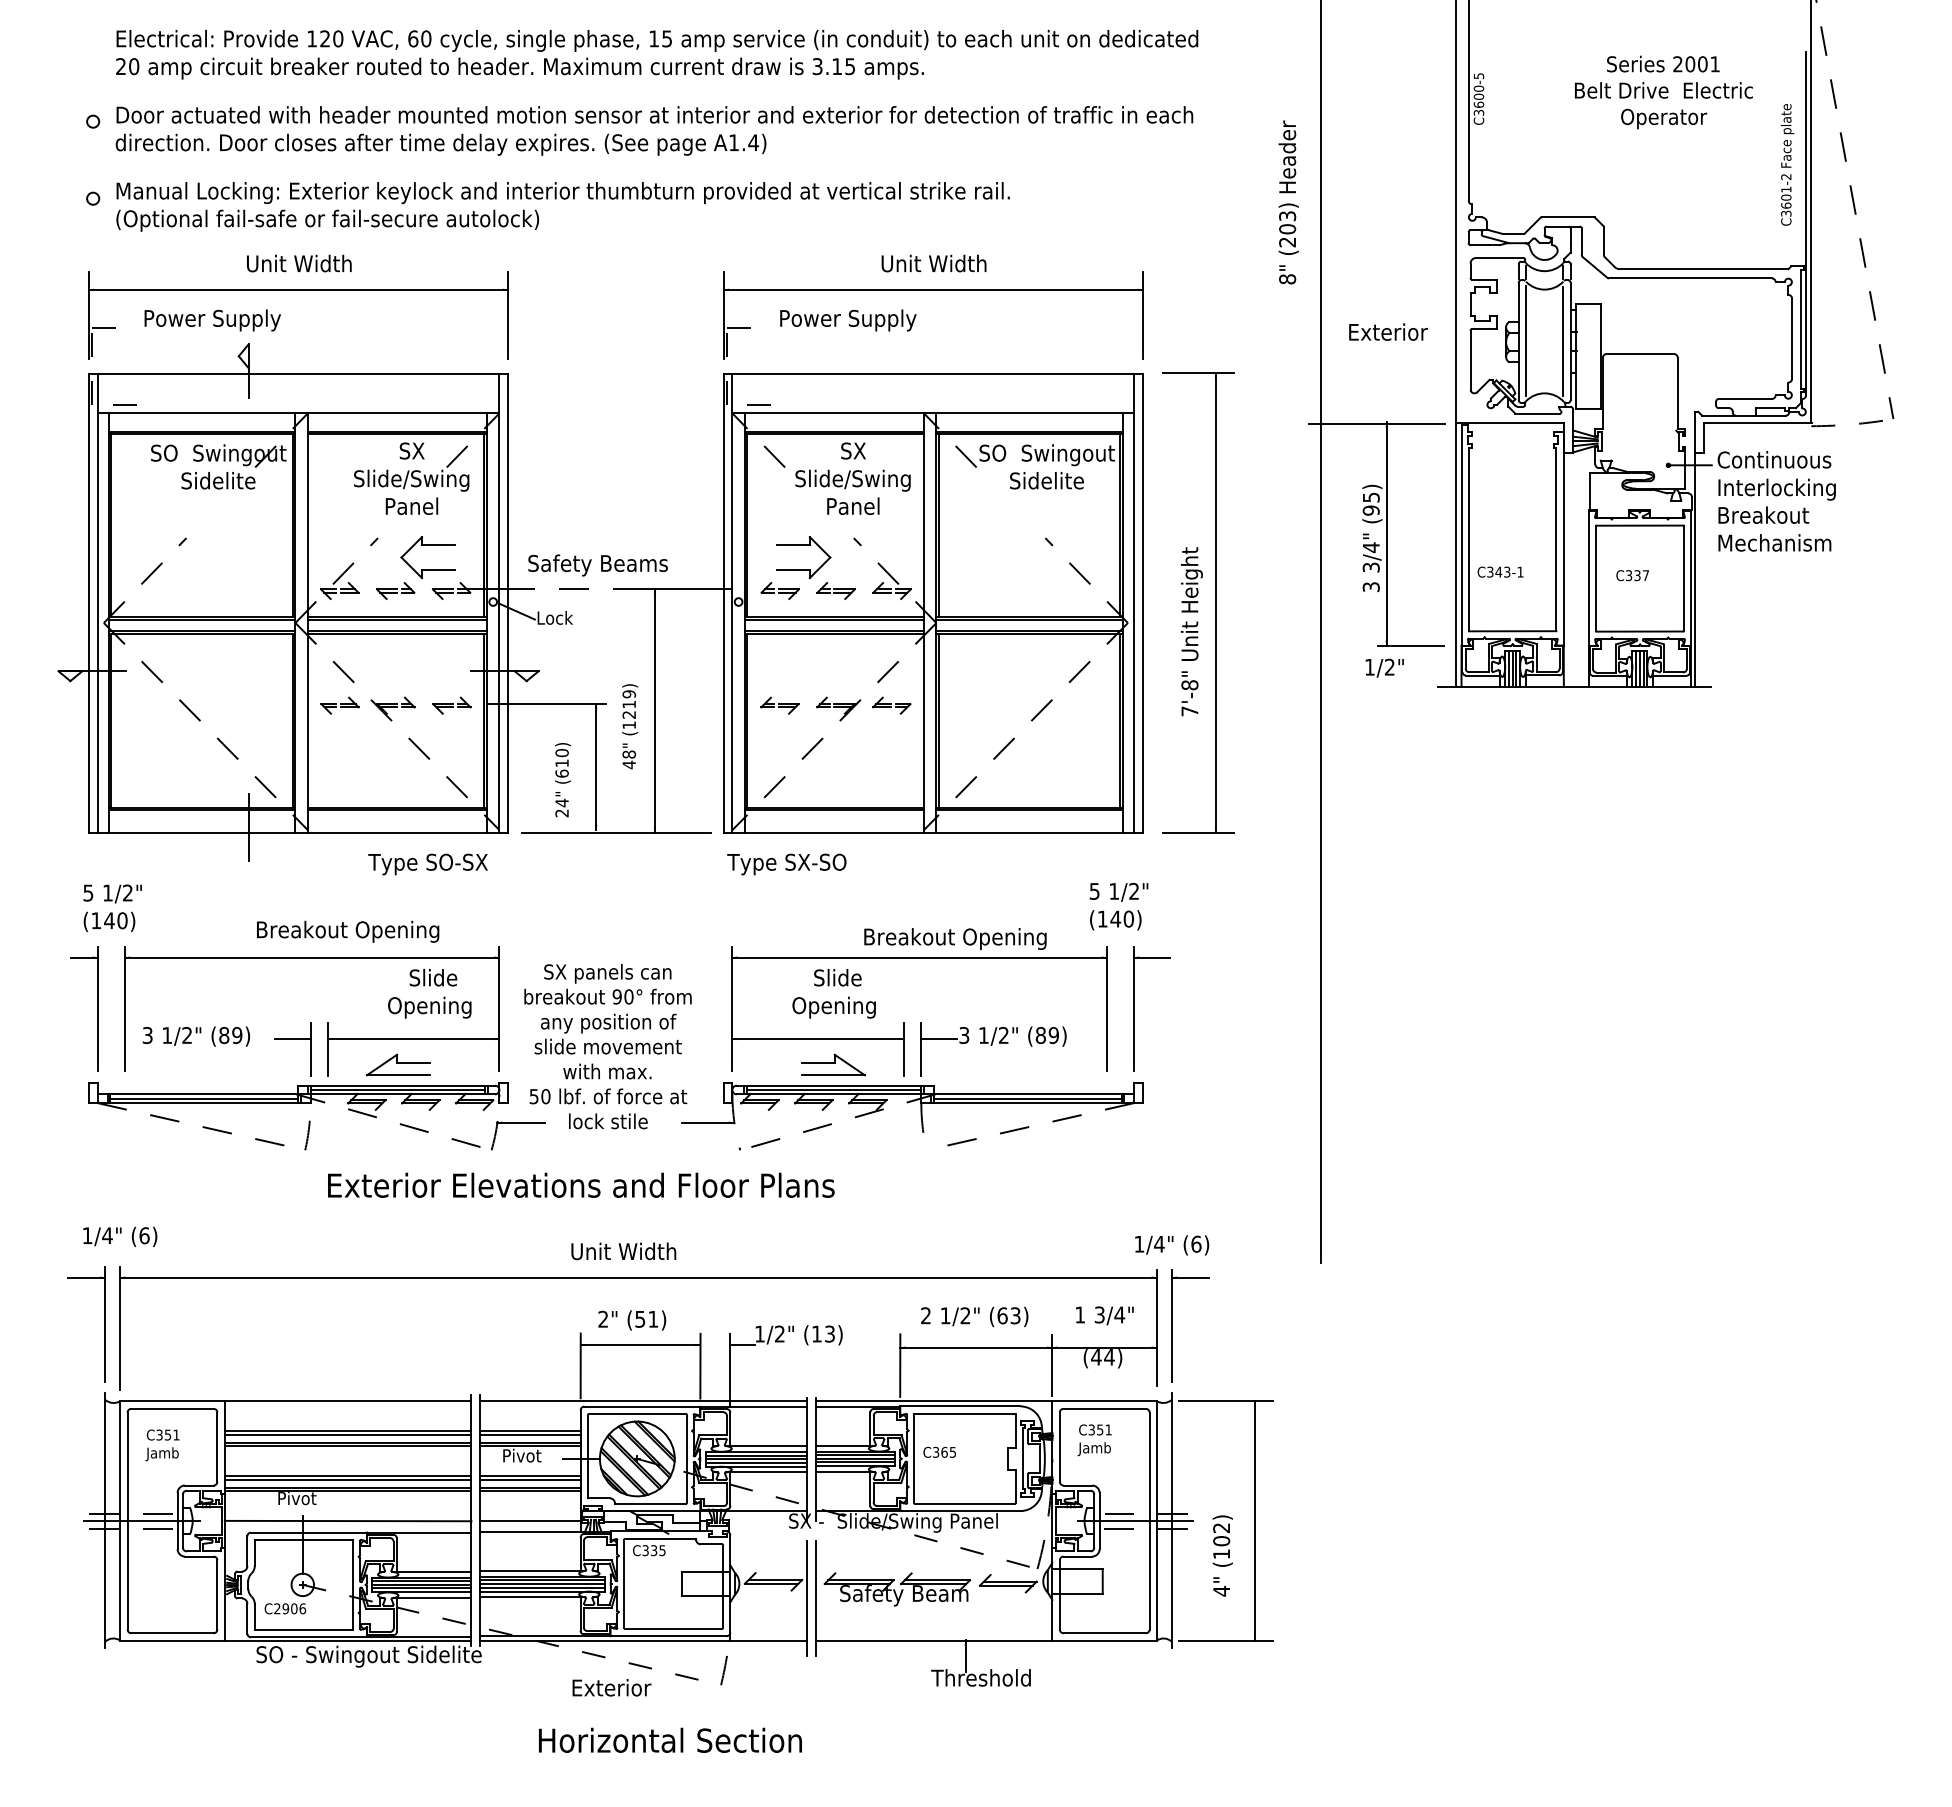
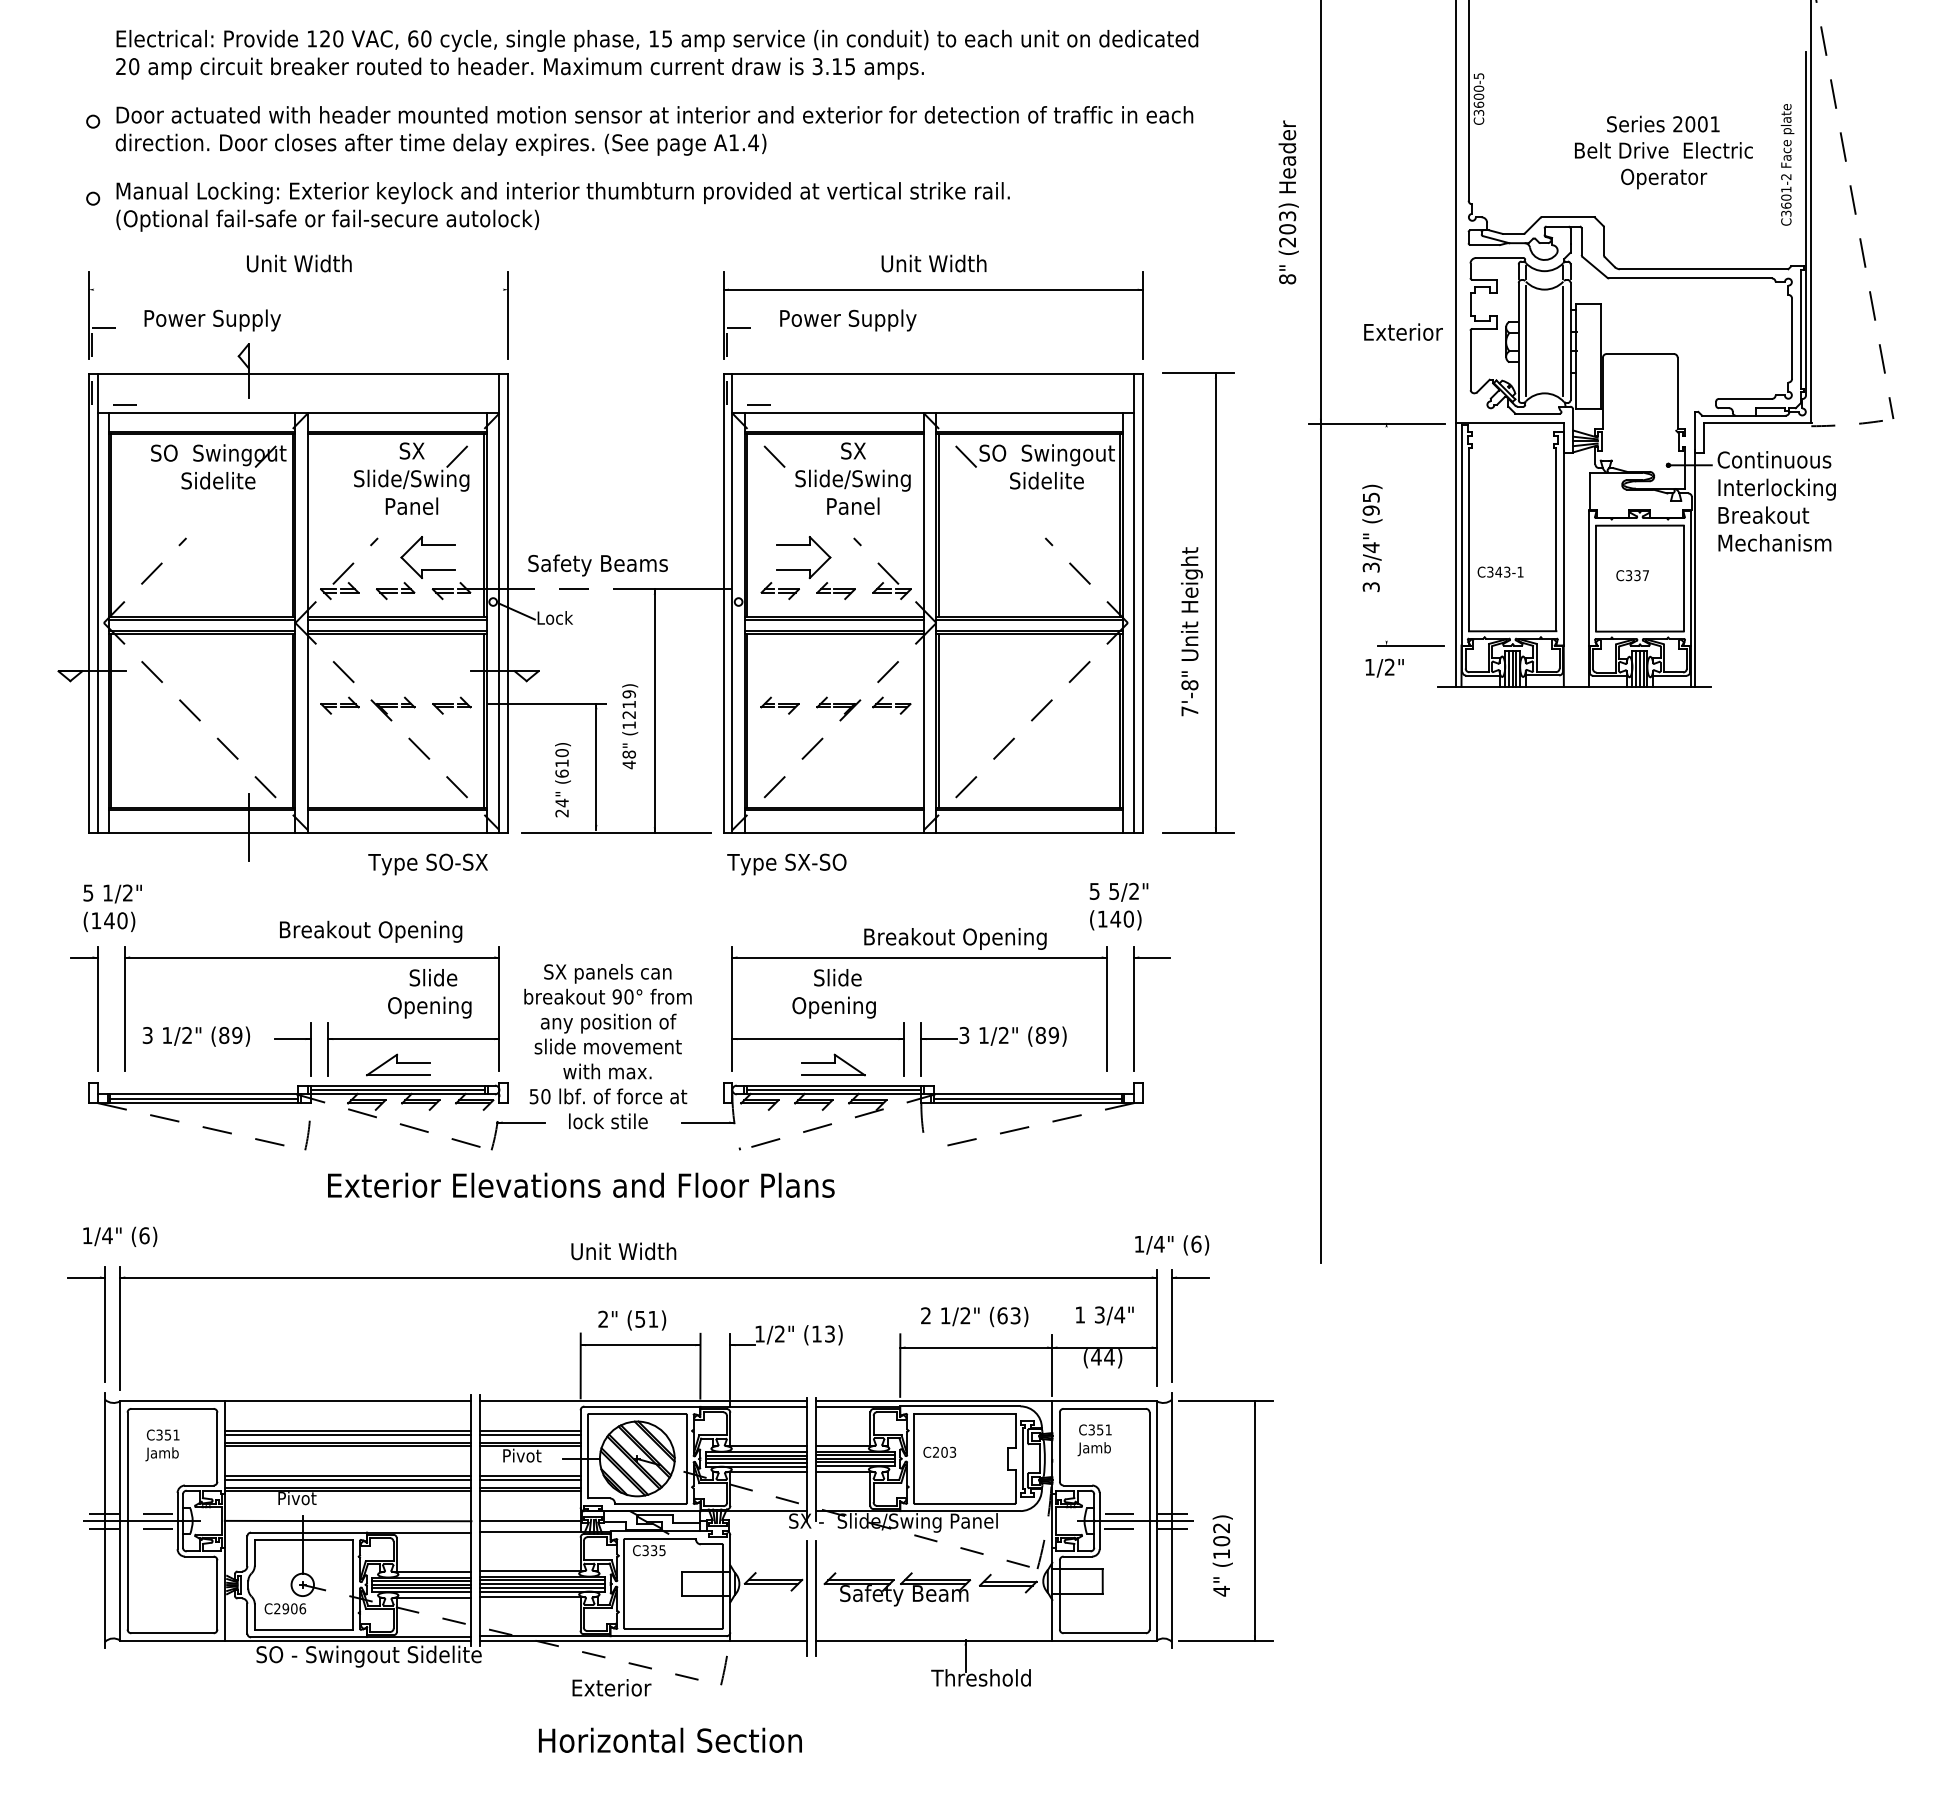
text position: (1663, 92) -> (1663, 152) (1663, 152)
line: present -> none (298, 289)
text position: (1388, 331) -> (1403, 331) (1403, 331)
line: present -> none (1386, 533)
text: 1/2" -> 5/2" (1113, 891)
text position: (348, 931) -> (371, 931) (371, 931)
text: C365 -> C203 (944, 1451)
